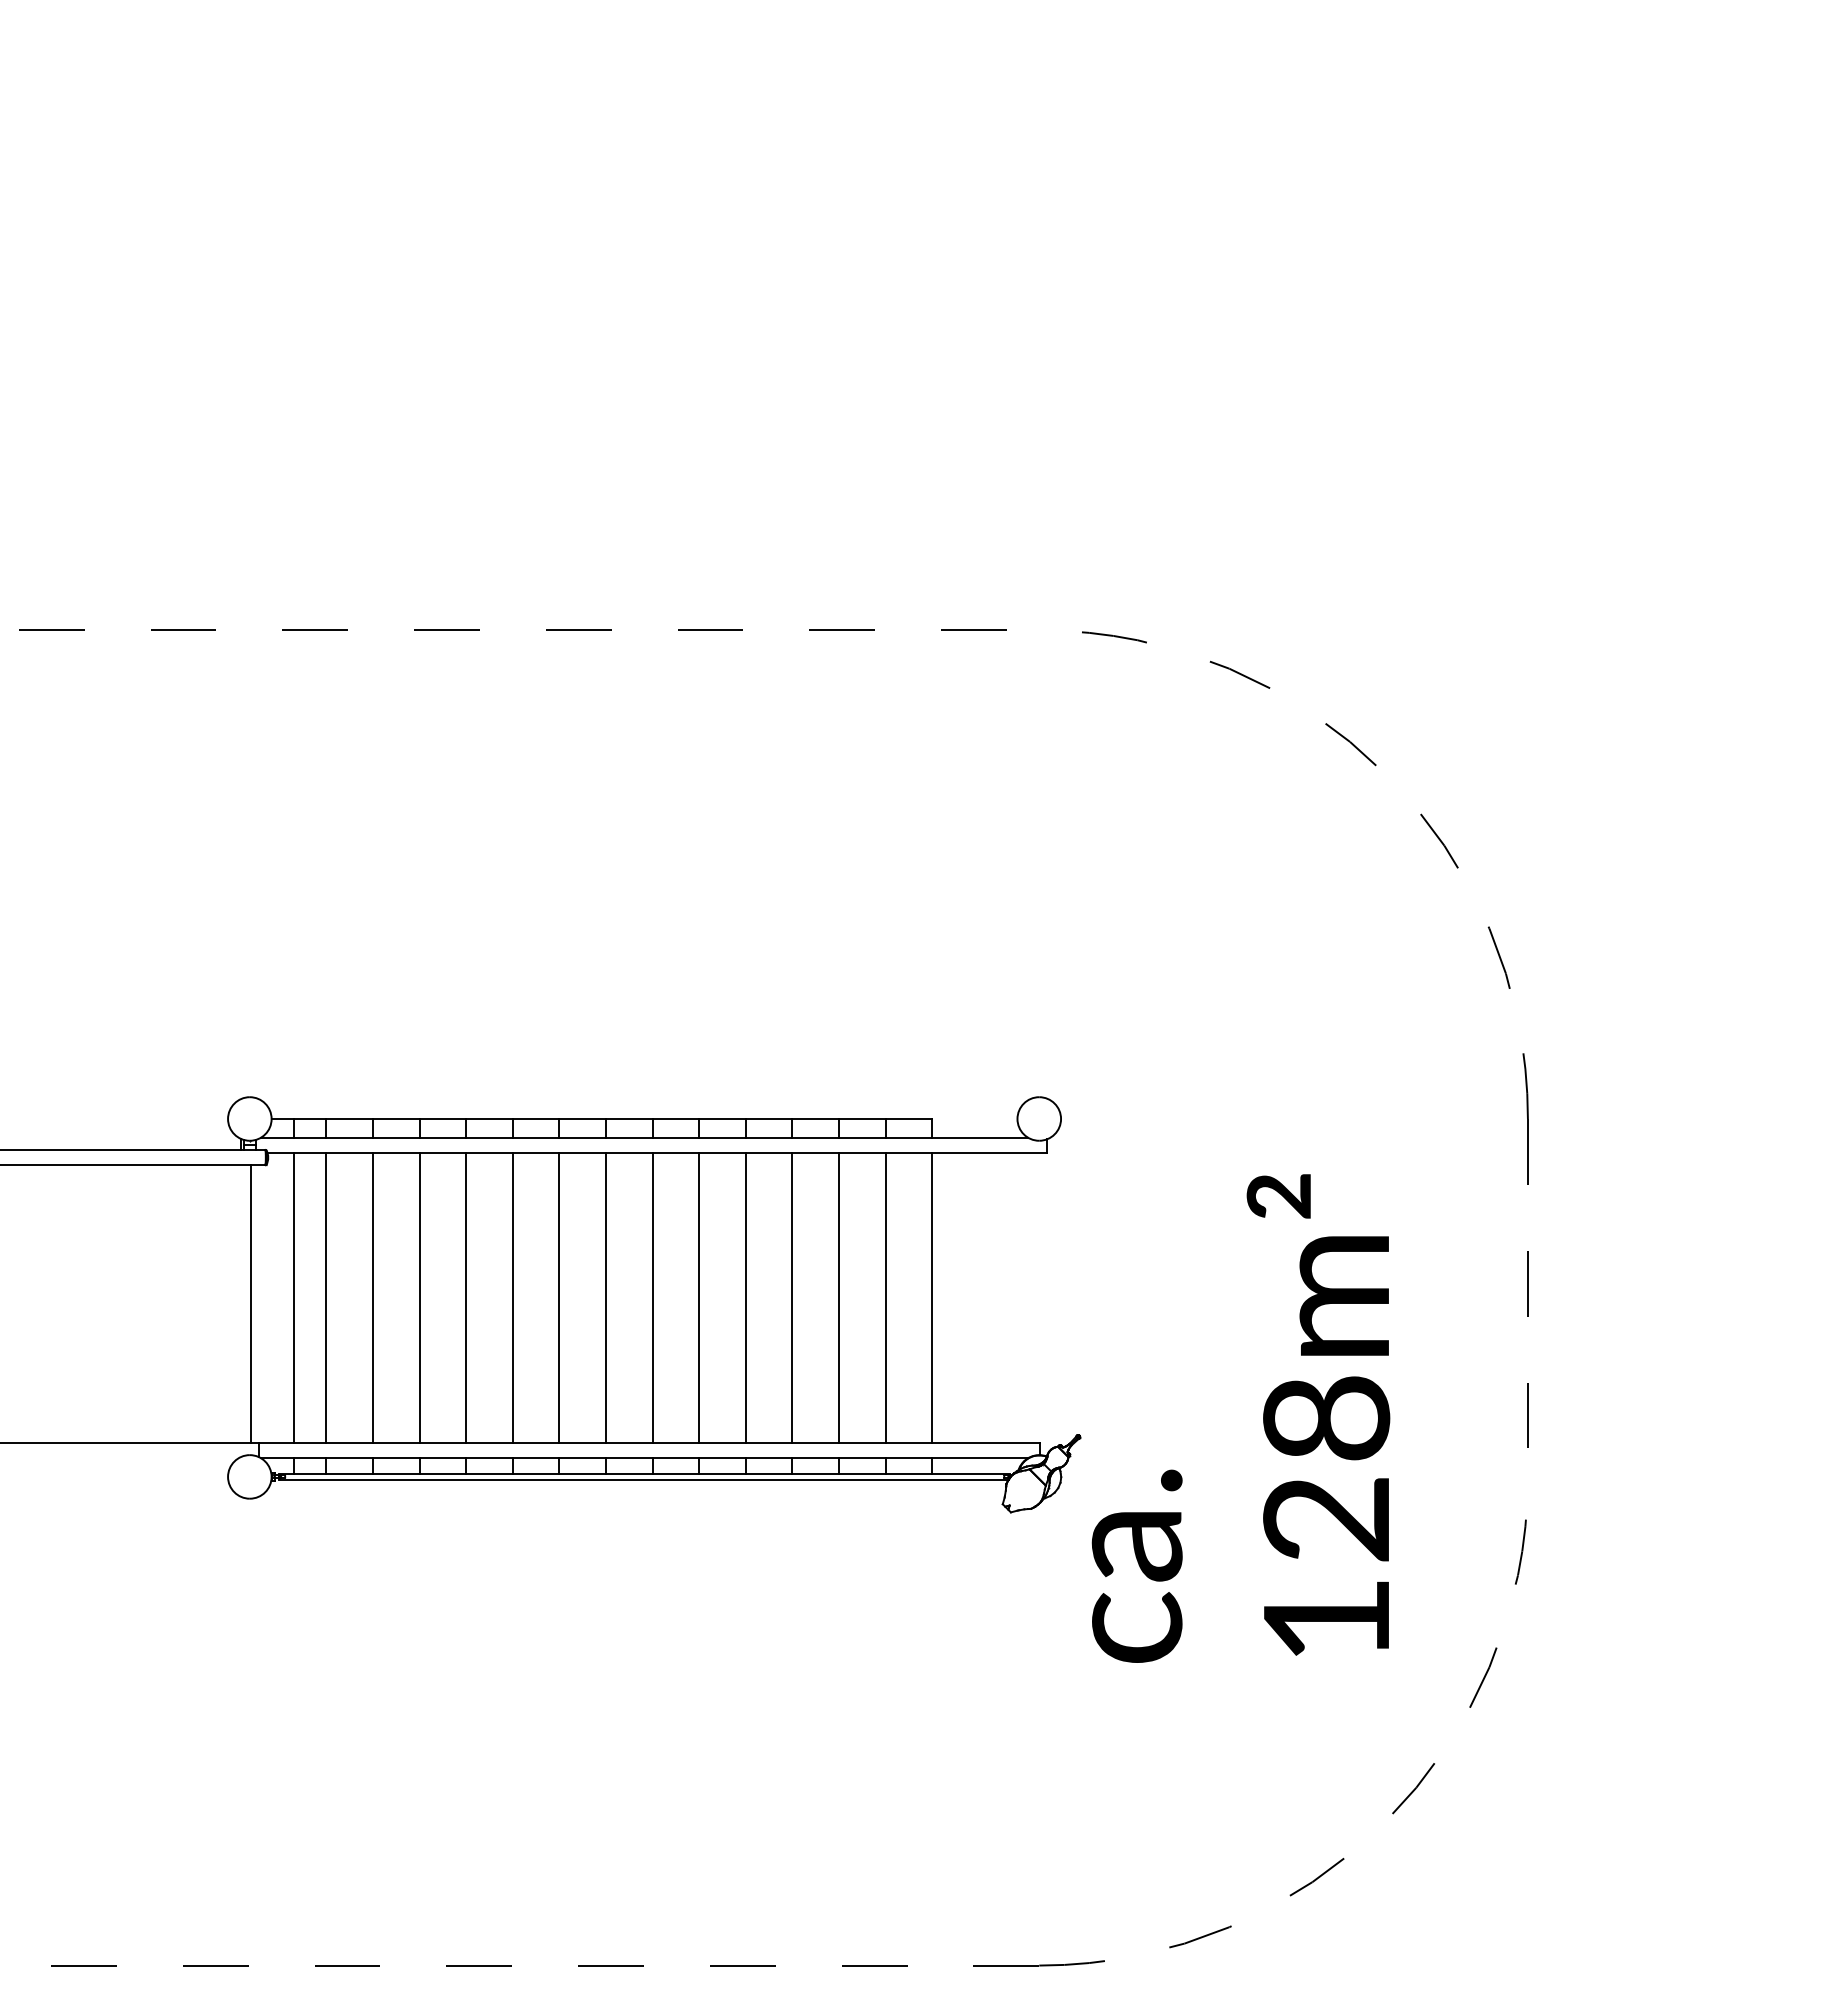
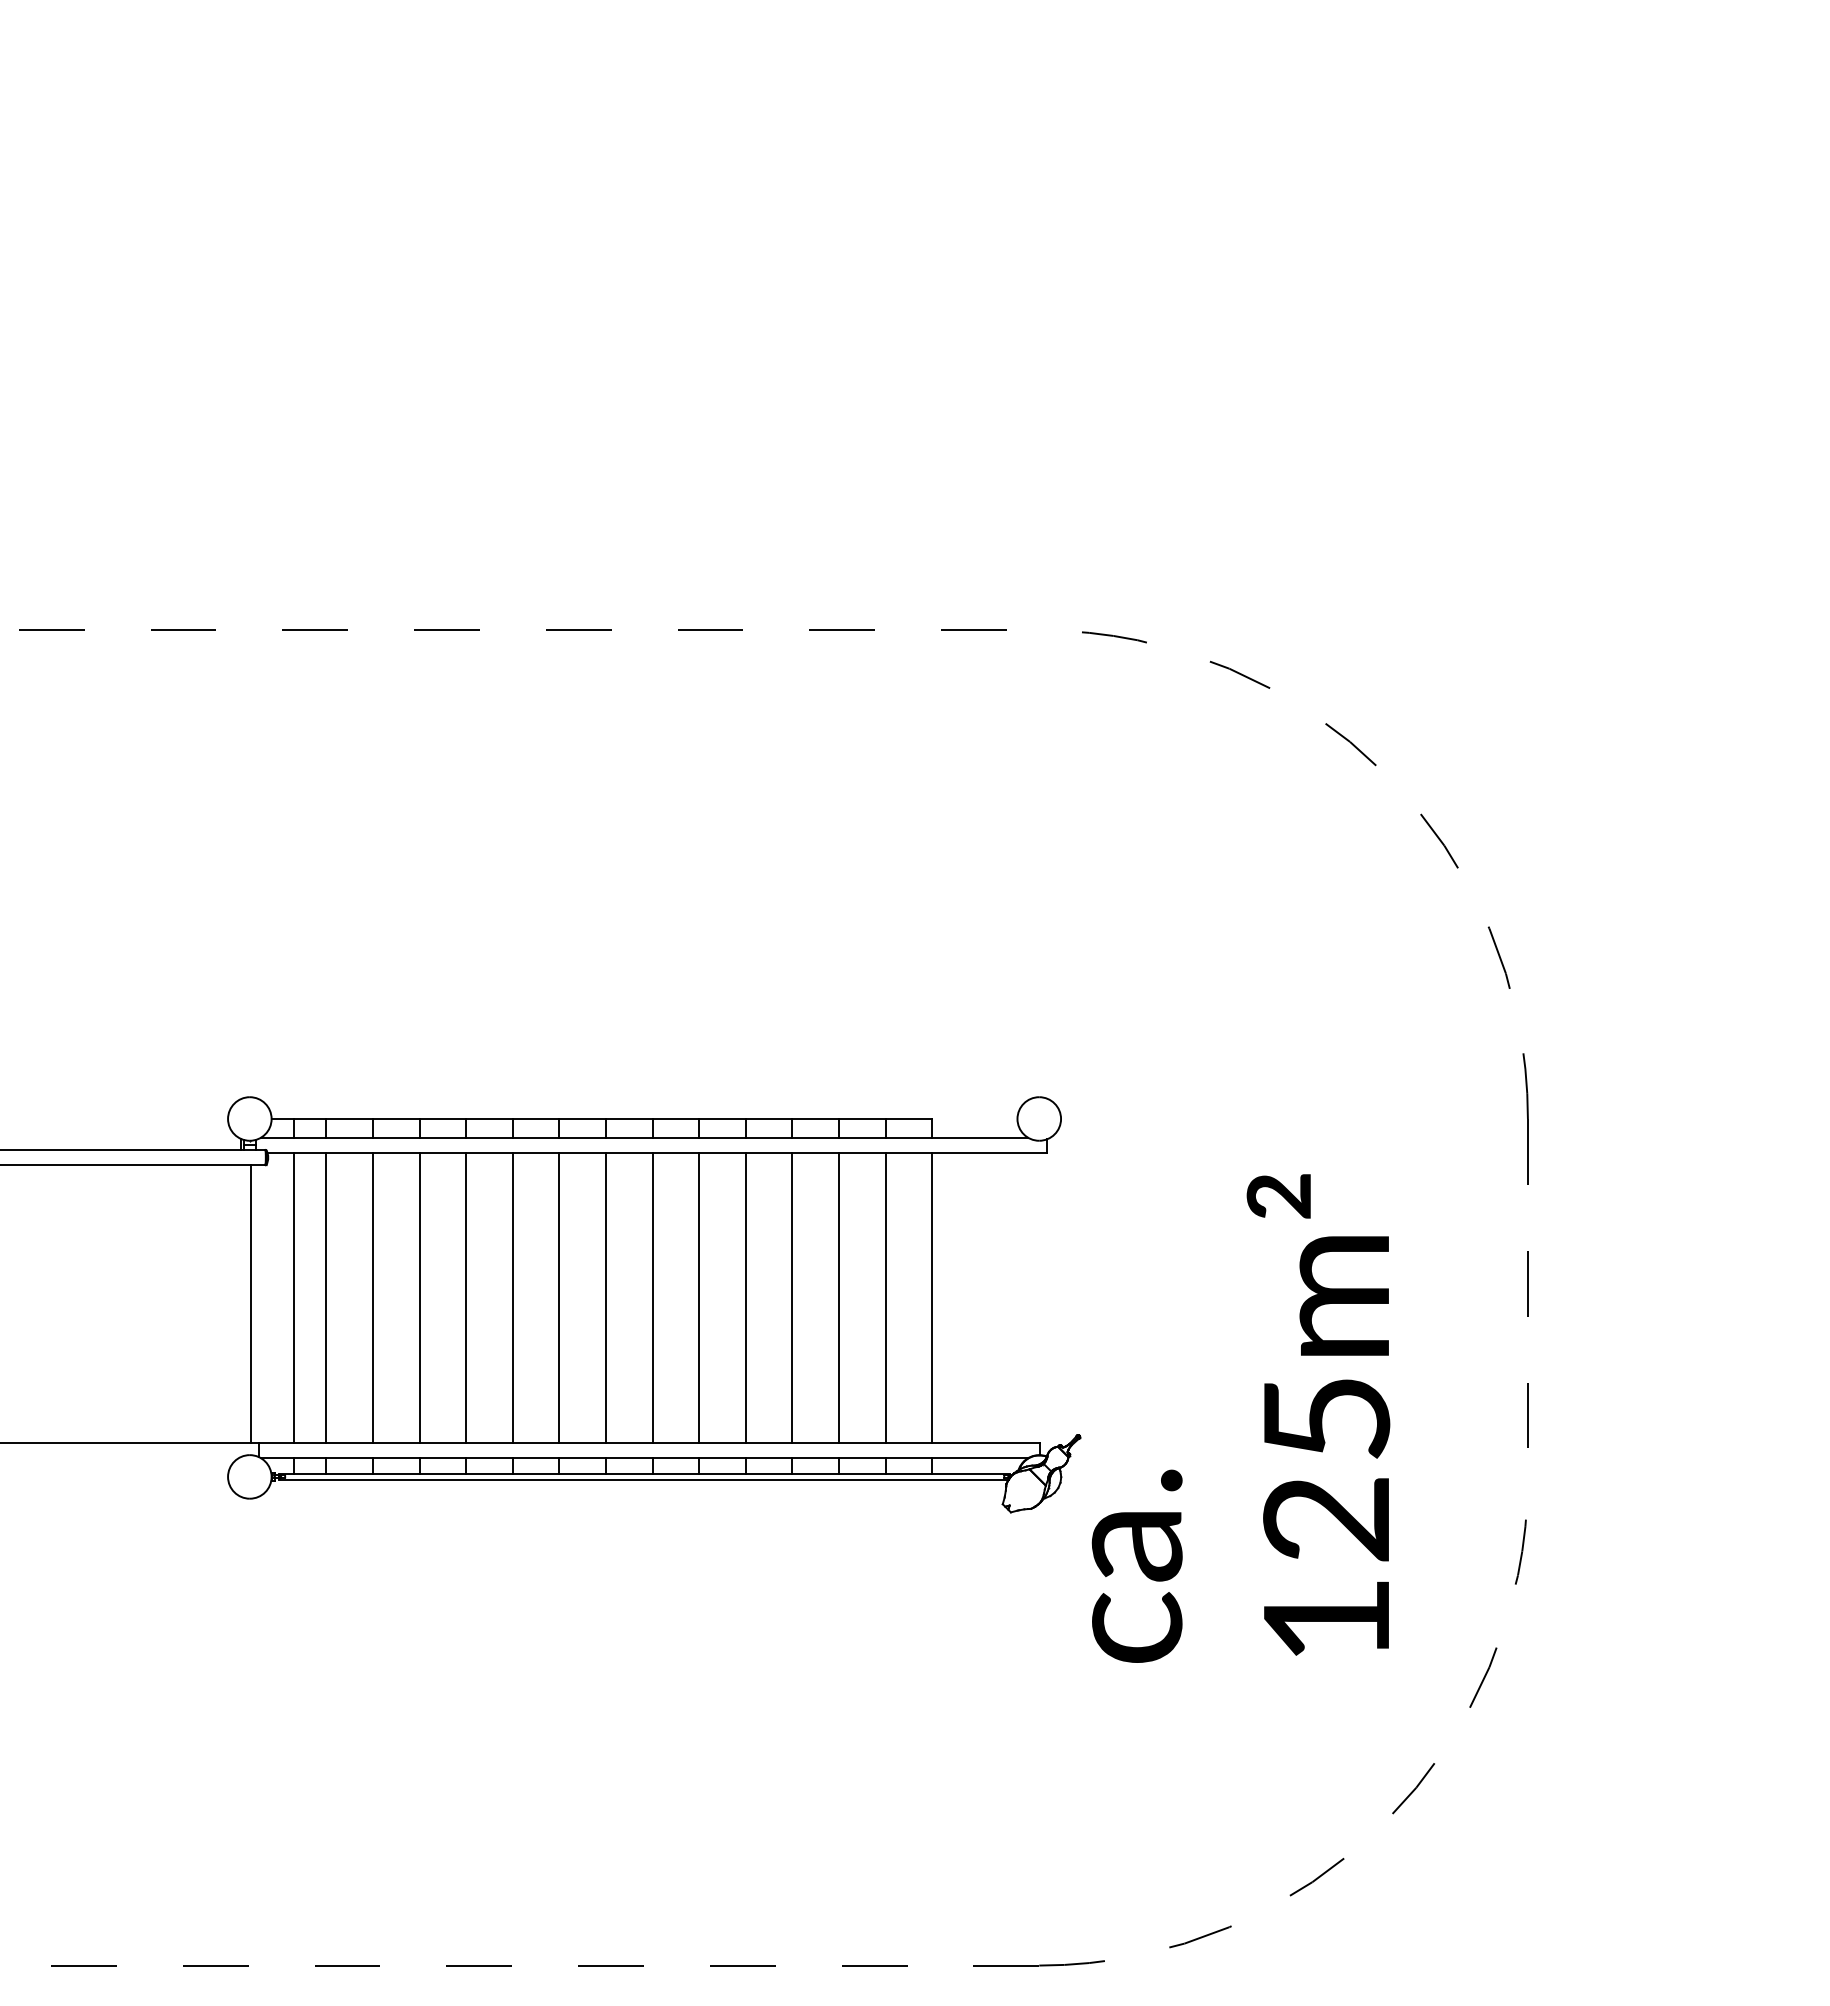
text: 128m² -> 125m² (1326, 1418)
